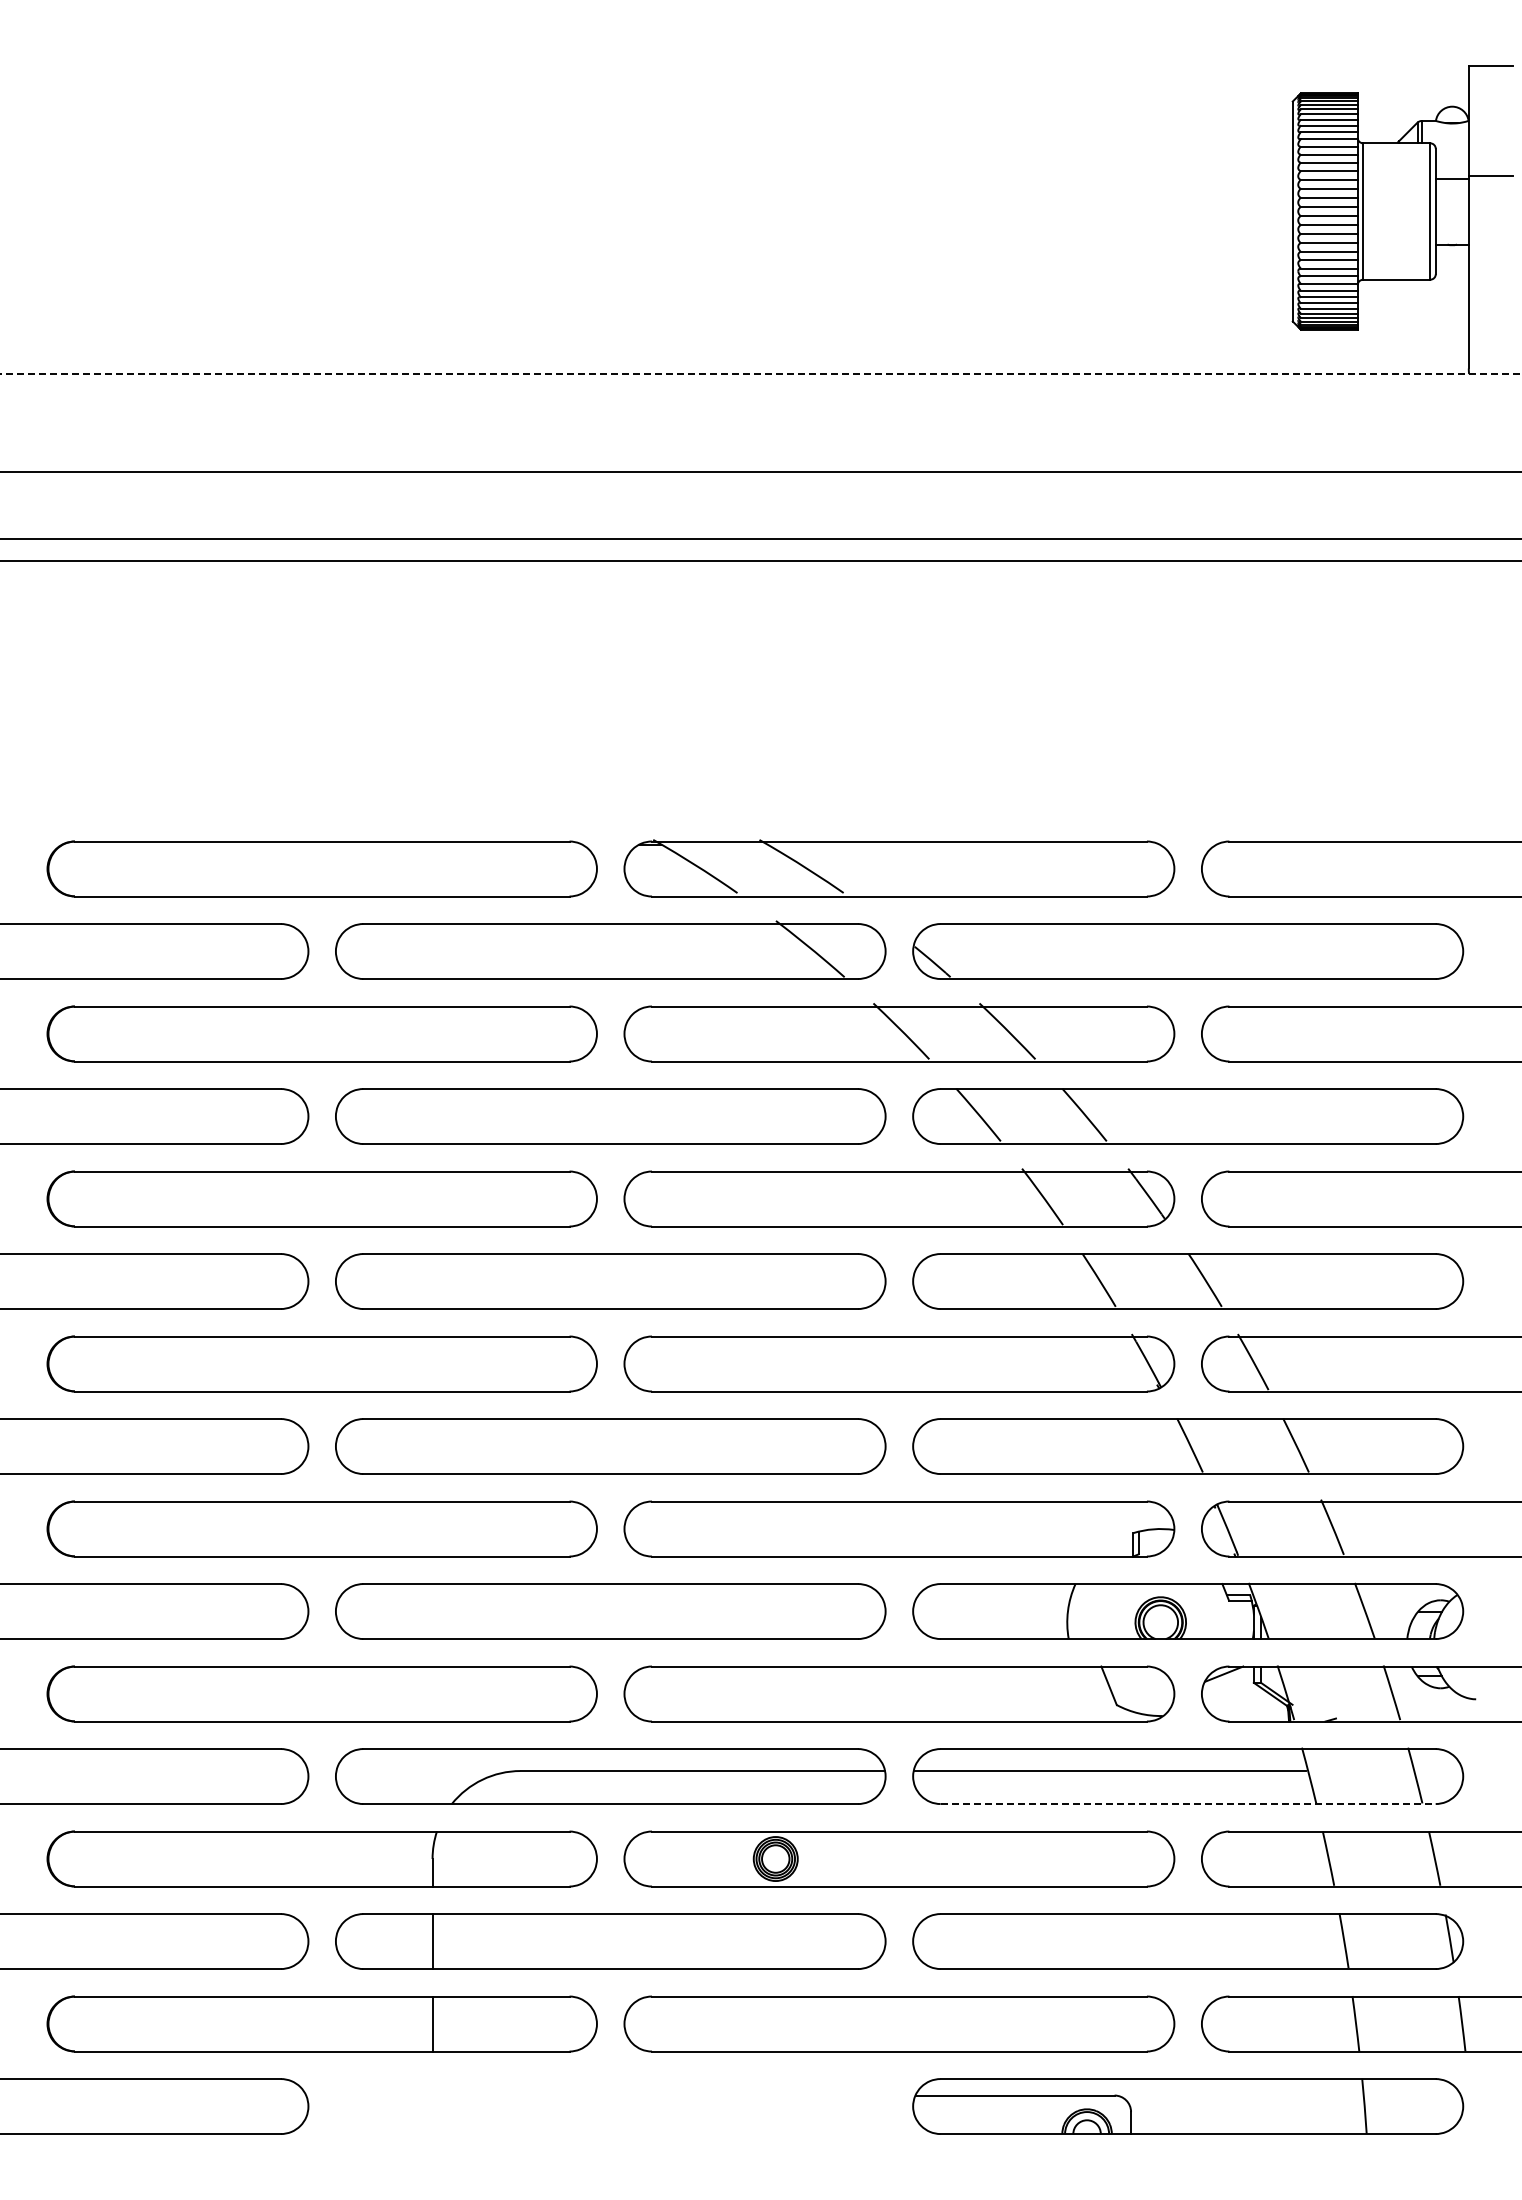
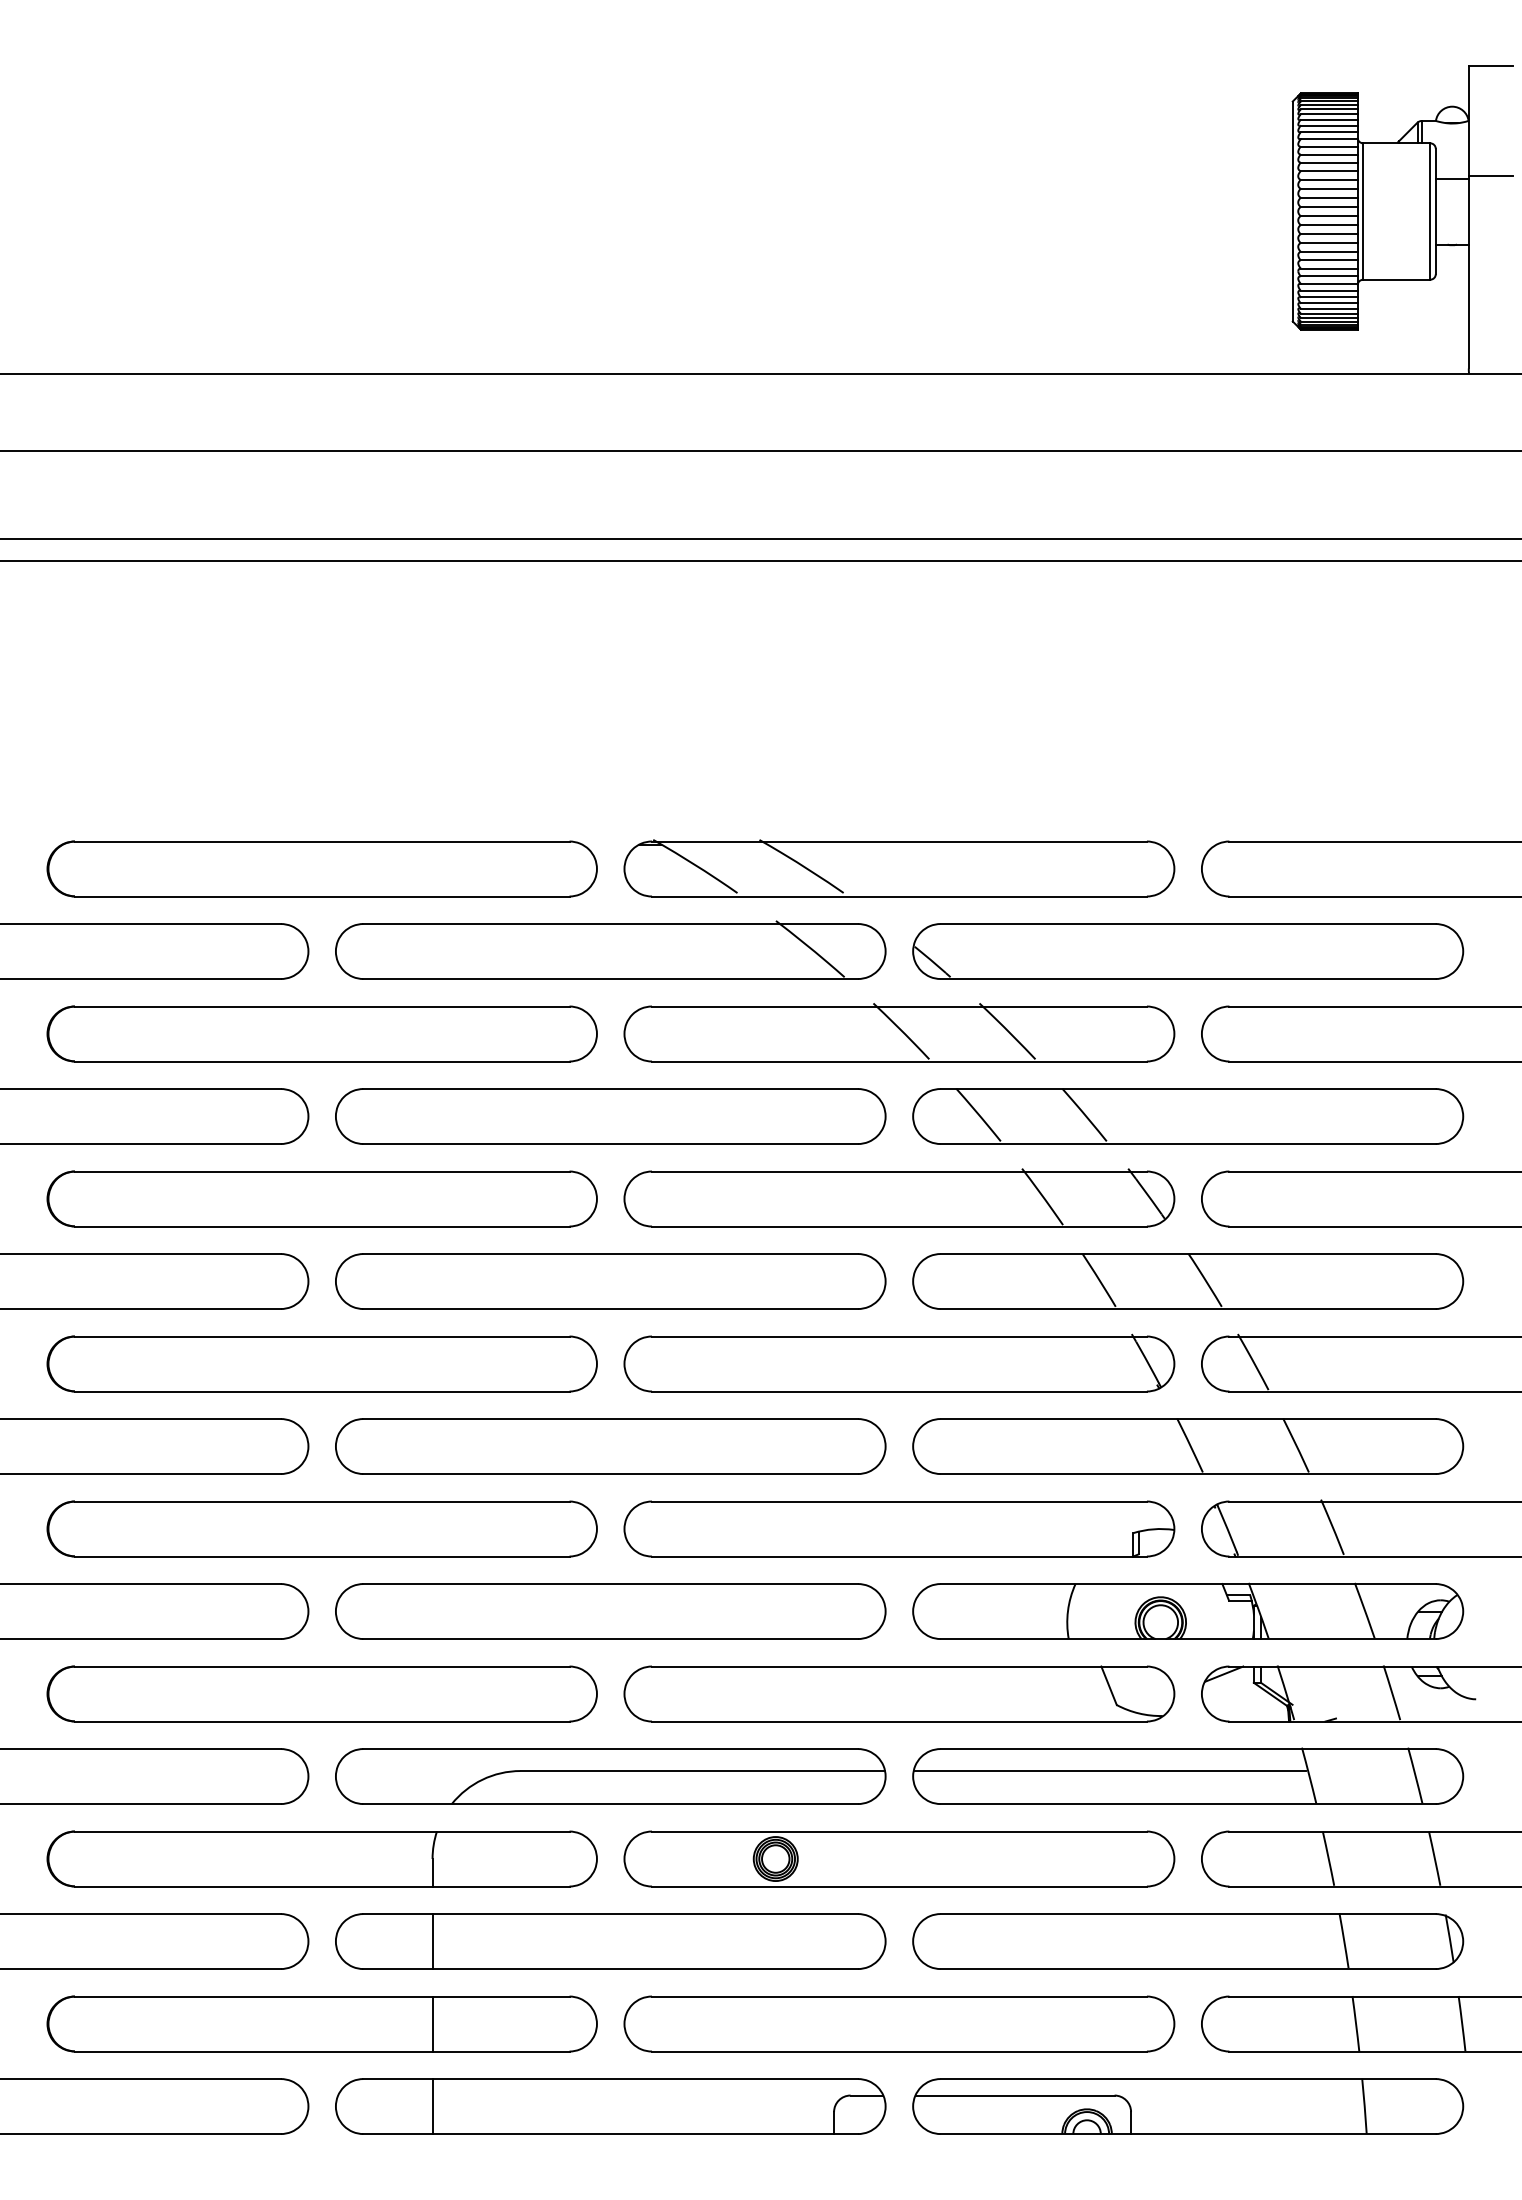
line: dashed -> solid (760, 374)
line position: (760, 472) -> (760, 451) (760, 451)
line: dashed -> solid (1188, 1804)
part: none -> present (610, 2106)
